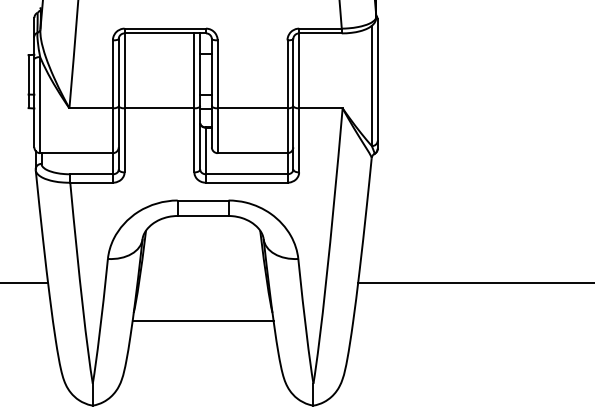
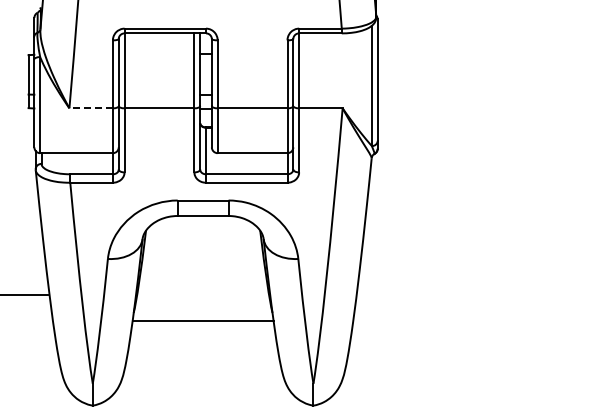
line: solid -> dashed (91, 108)
line position: (25, 282) -> (25, 294) (25, 294)
line: present -> none (474, 282)
